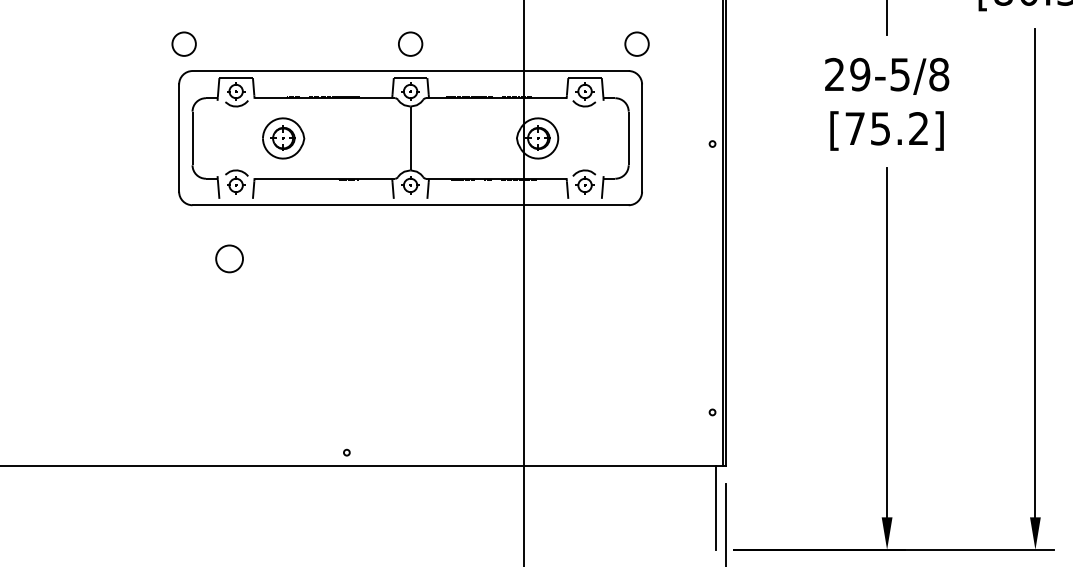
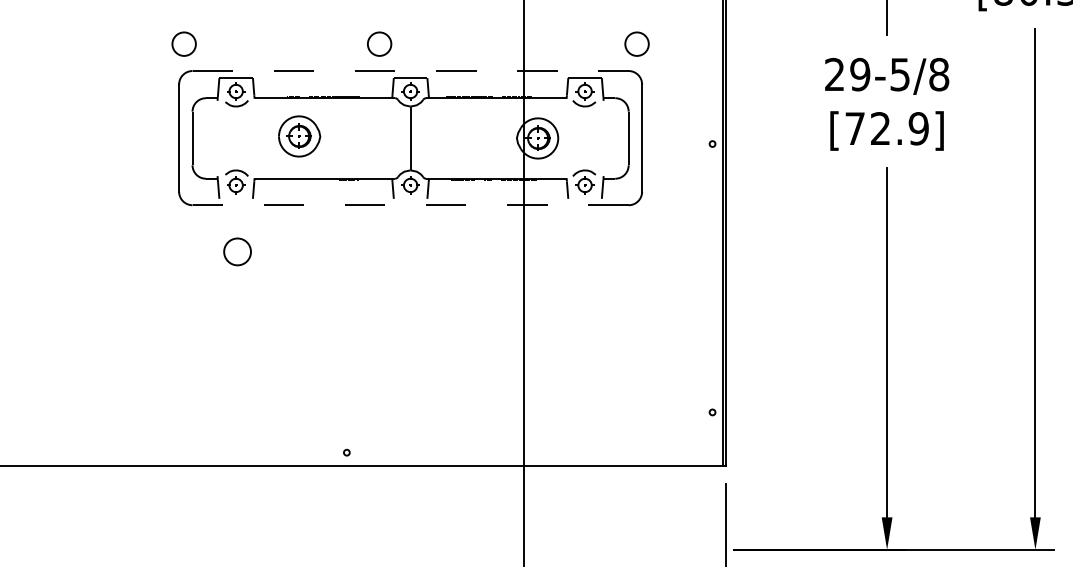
circle position: (410, 43) -> (379, 43) (379, 43)
line: solid -> dashed (411, 71)
text: [75.2] -> [72.9] (899, 128)
part position: (283, 138) -> (299, 136) (299, 136)
line: solid -> dashed (410, 205)
circle position: (229, 258) -> (237, 251) (237, 251)
line: present -> none (715, 507)
